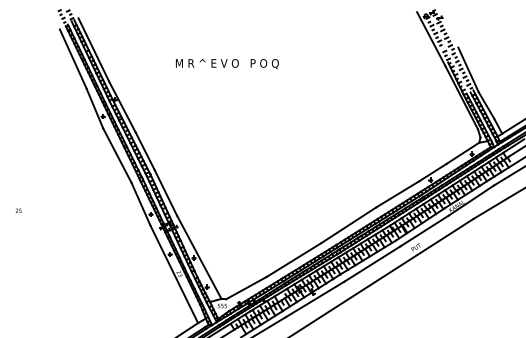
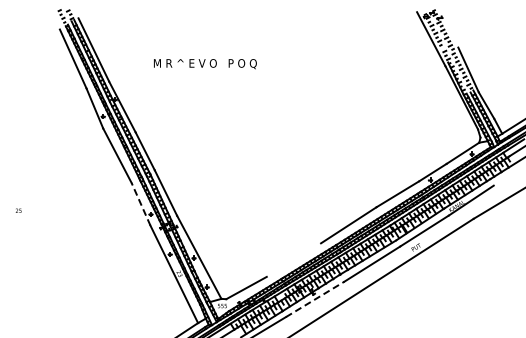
text position: (227, 64) -> (205, 64) (205, 64)
line: present -> none (507, 176)
line: solid -> dashed (140, 203)
line: present -> none (293, 259)
line: solid -> dashed (315, 299)
